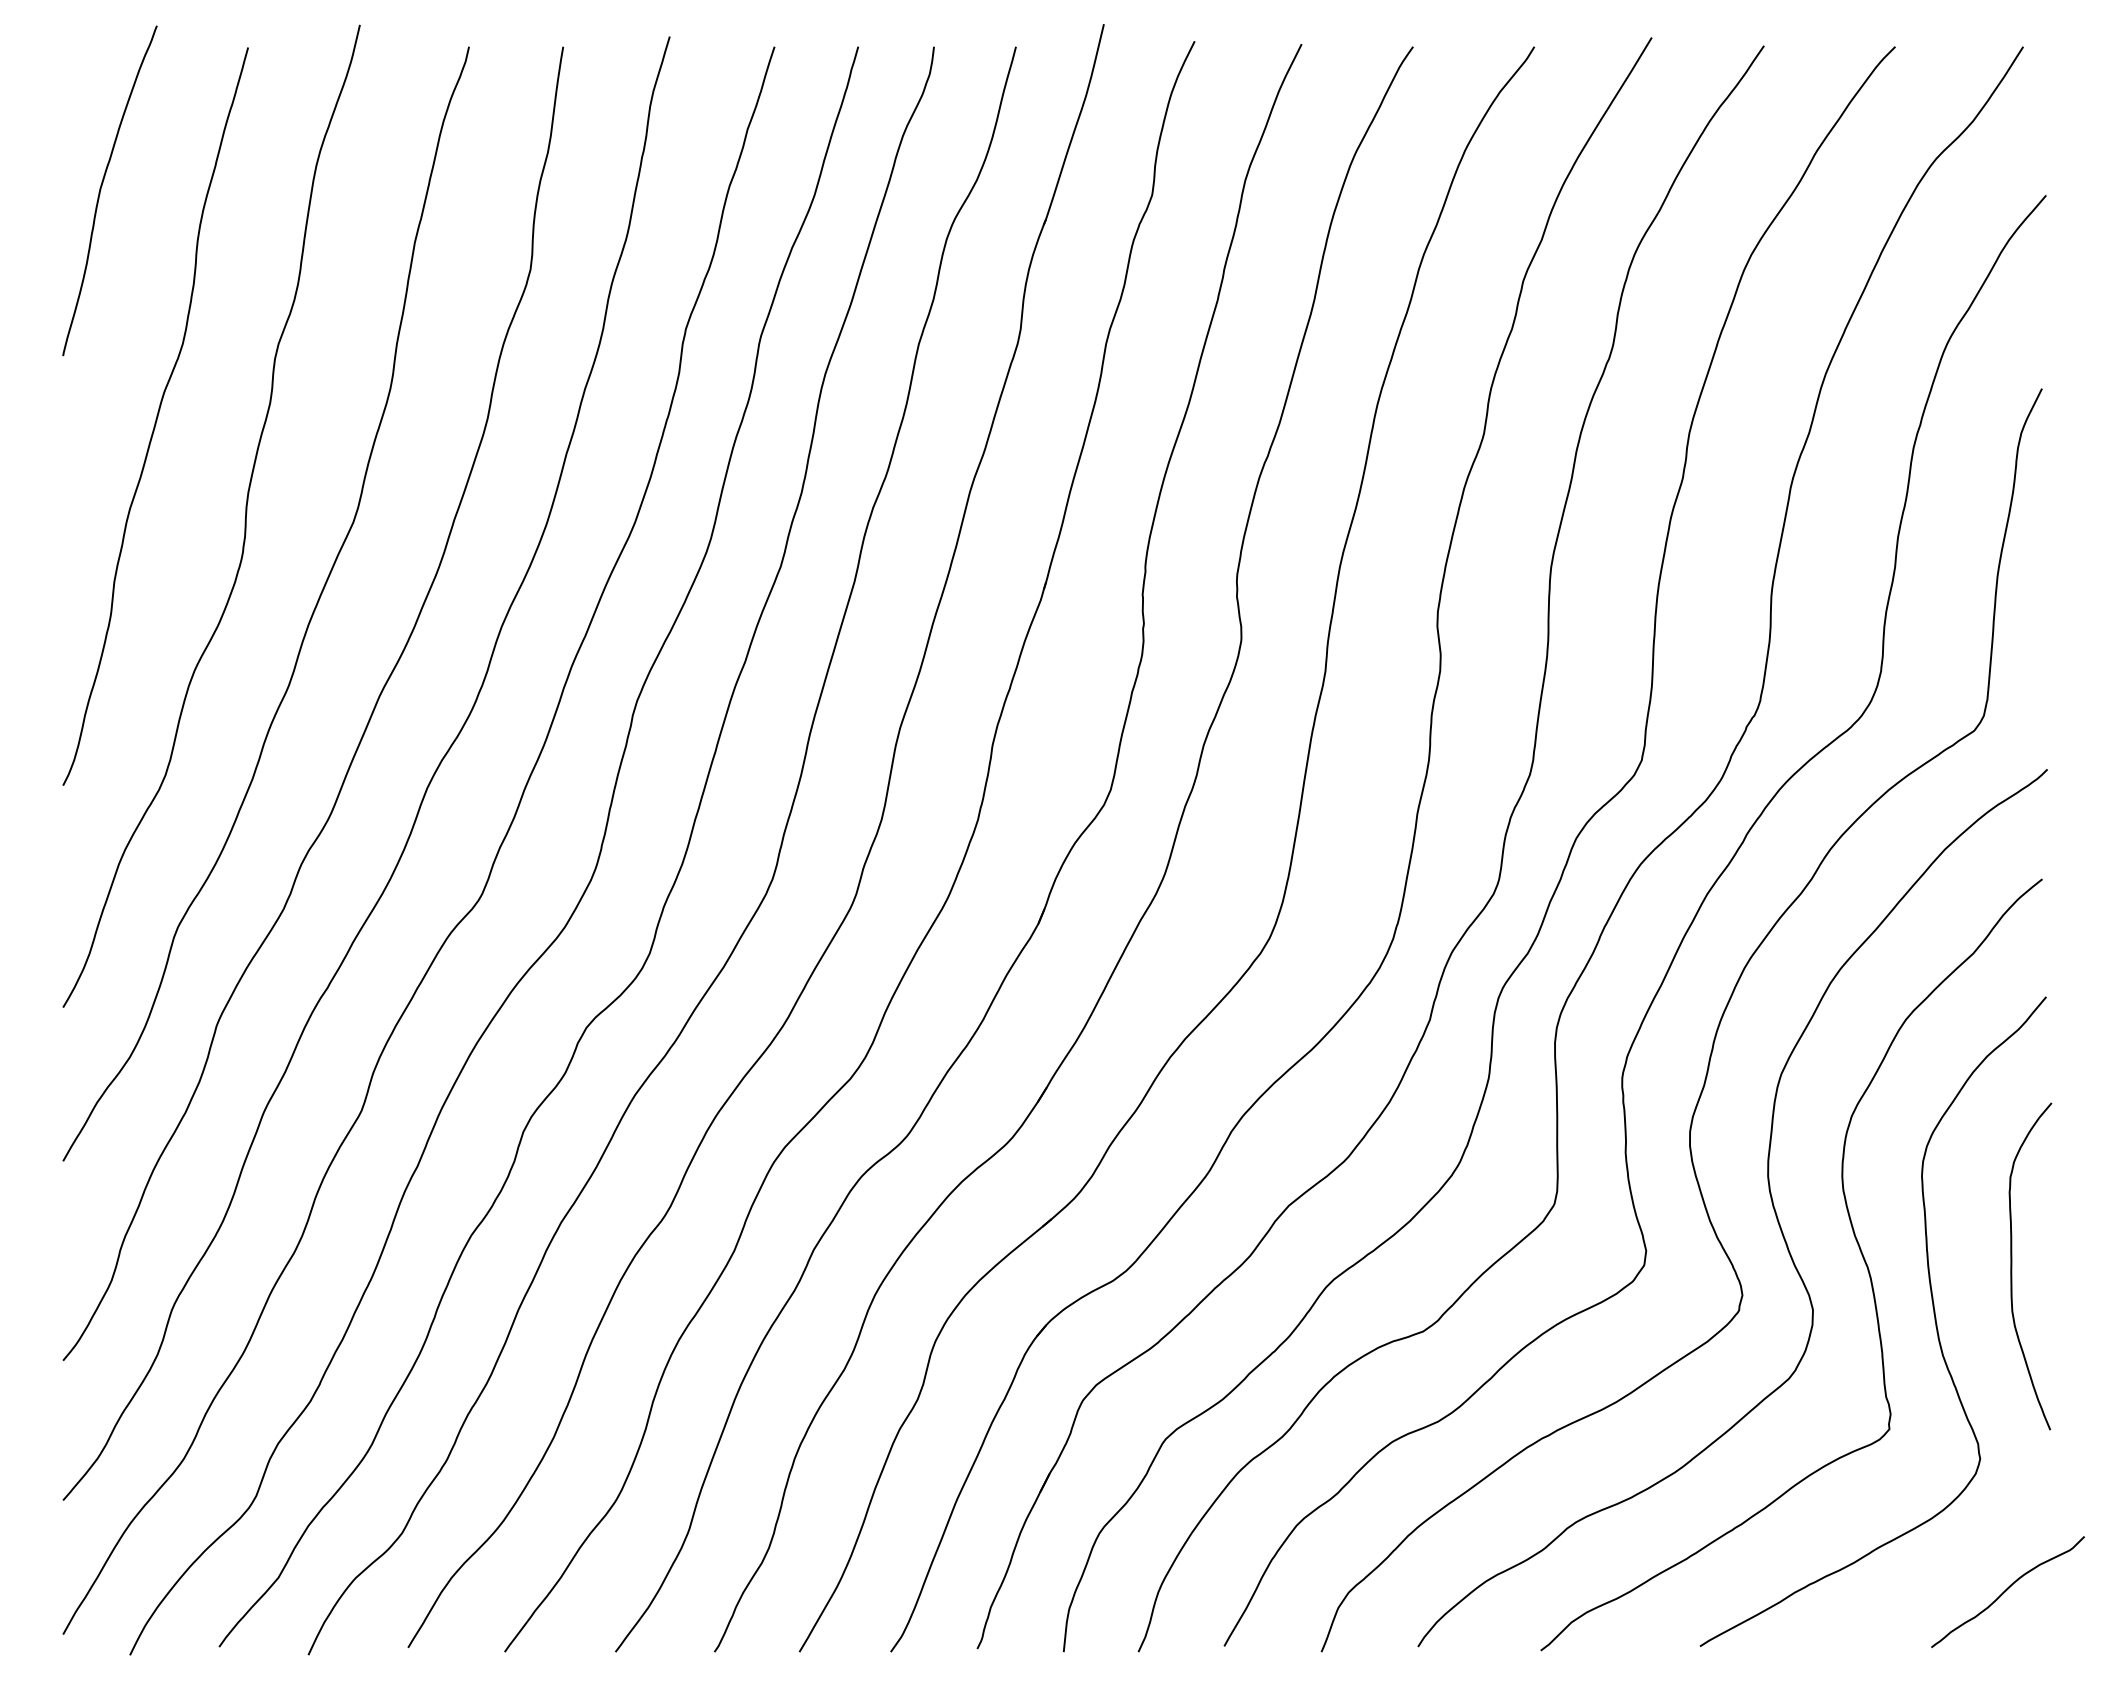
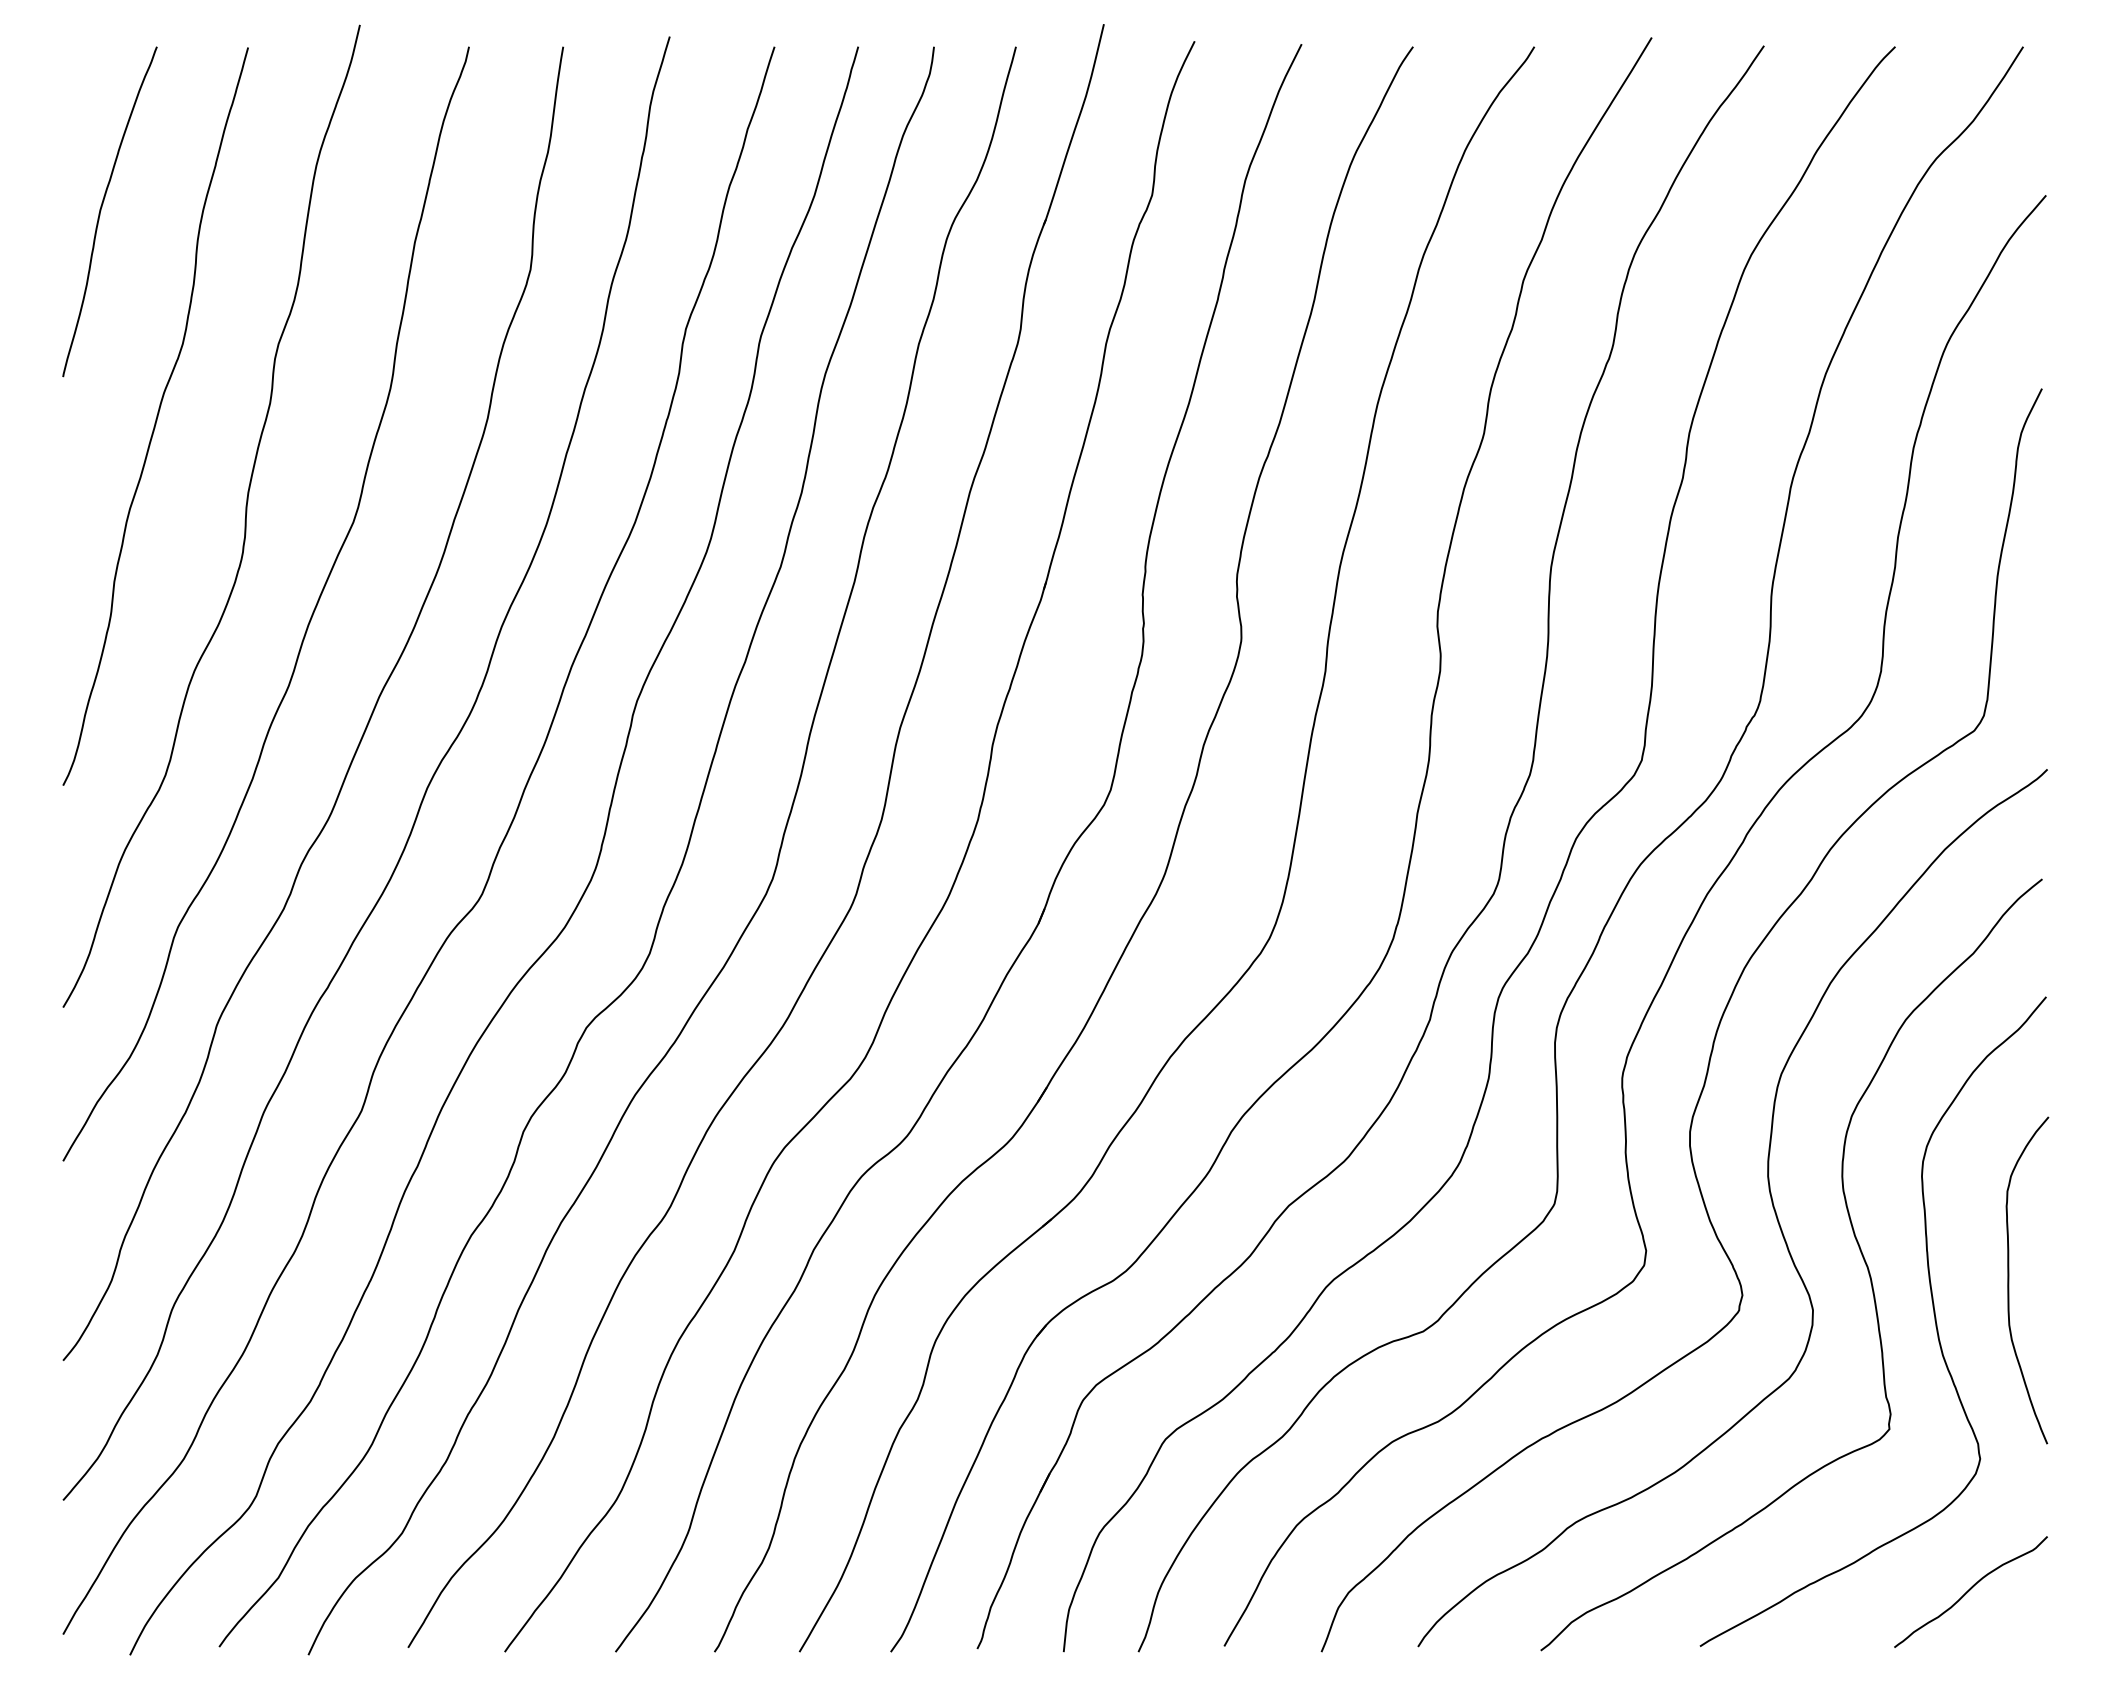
curve position: (102, 186) -> (102, 207) (102, 207)
curve position: (2012, 1266) -> (2009, 1280) (2009, 1280)
curve position: (2007, 1590) -> (1970, 1590) (1970, 1590)
